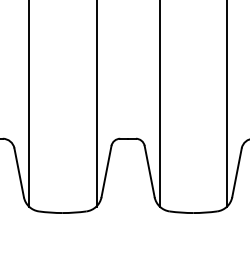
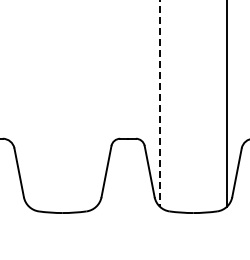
line: solid -> dashed (159, 103)
line: present -> none (28, 104)
line: present -> none (96, 104)
